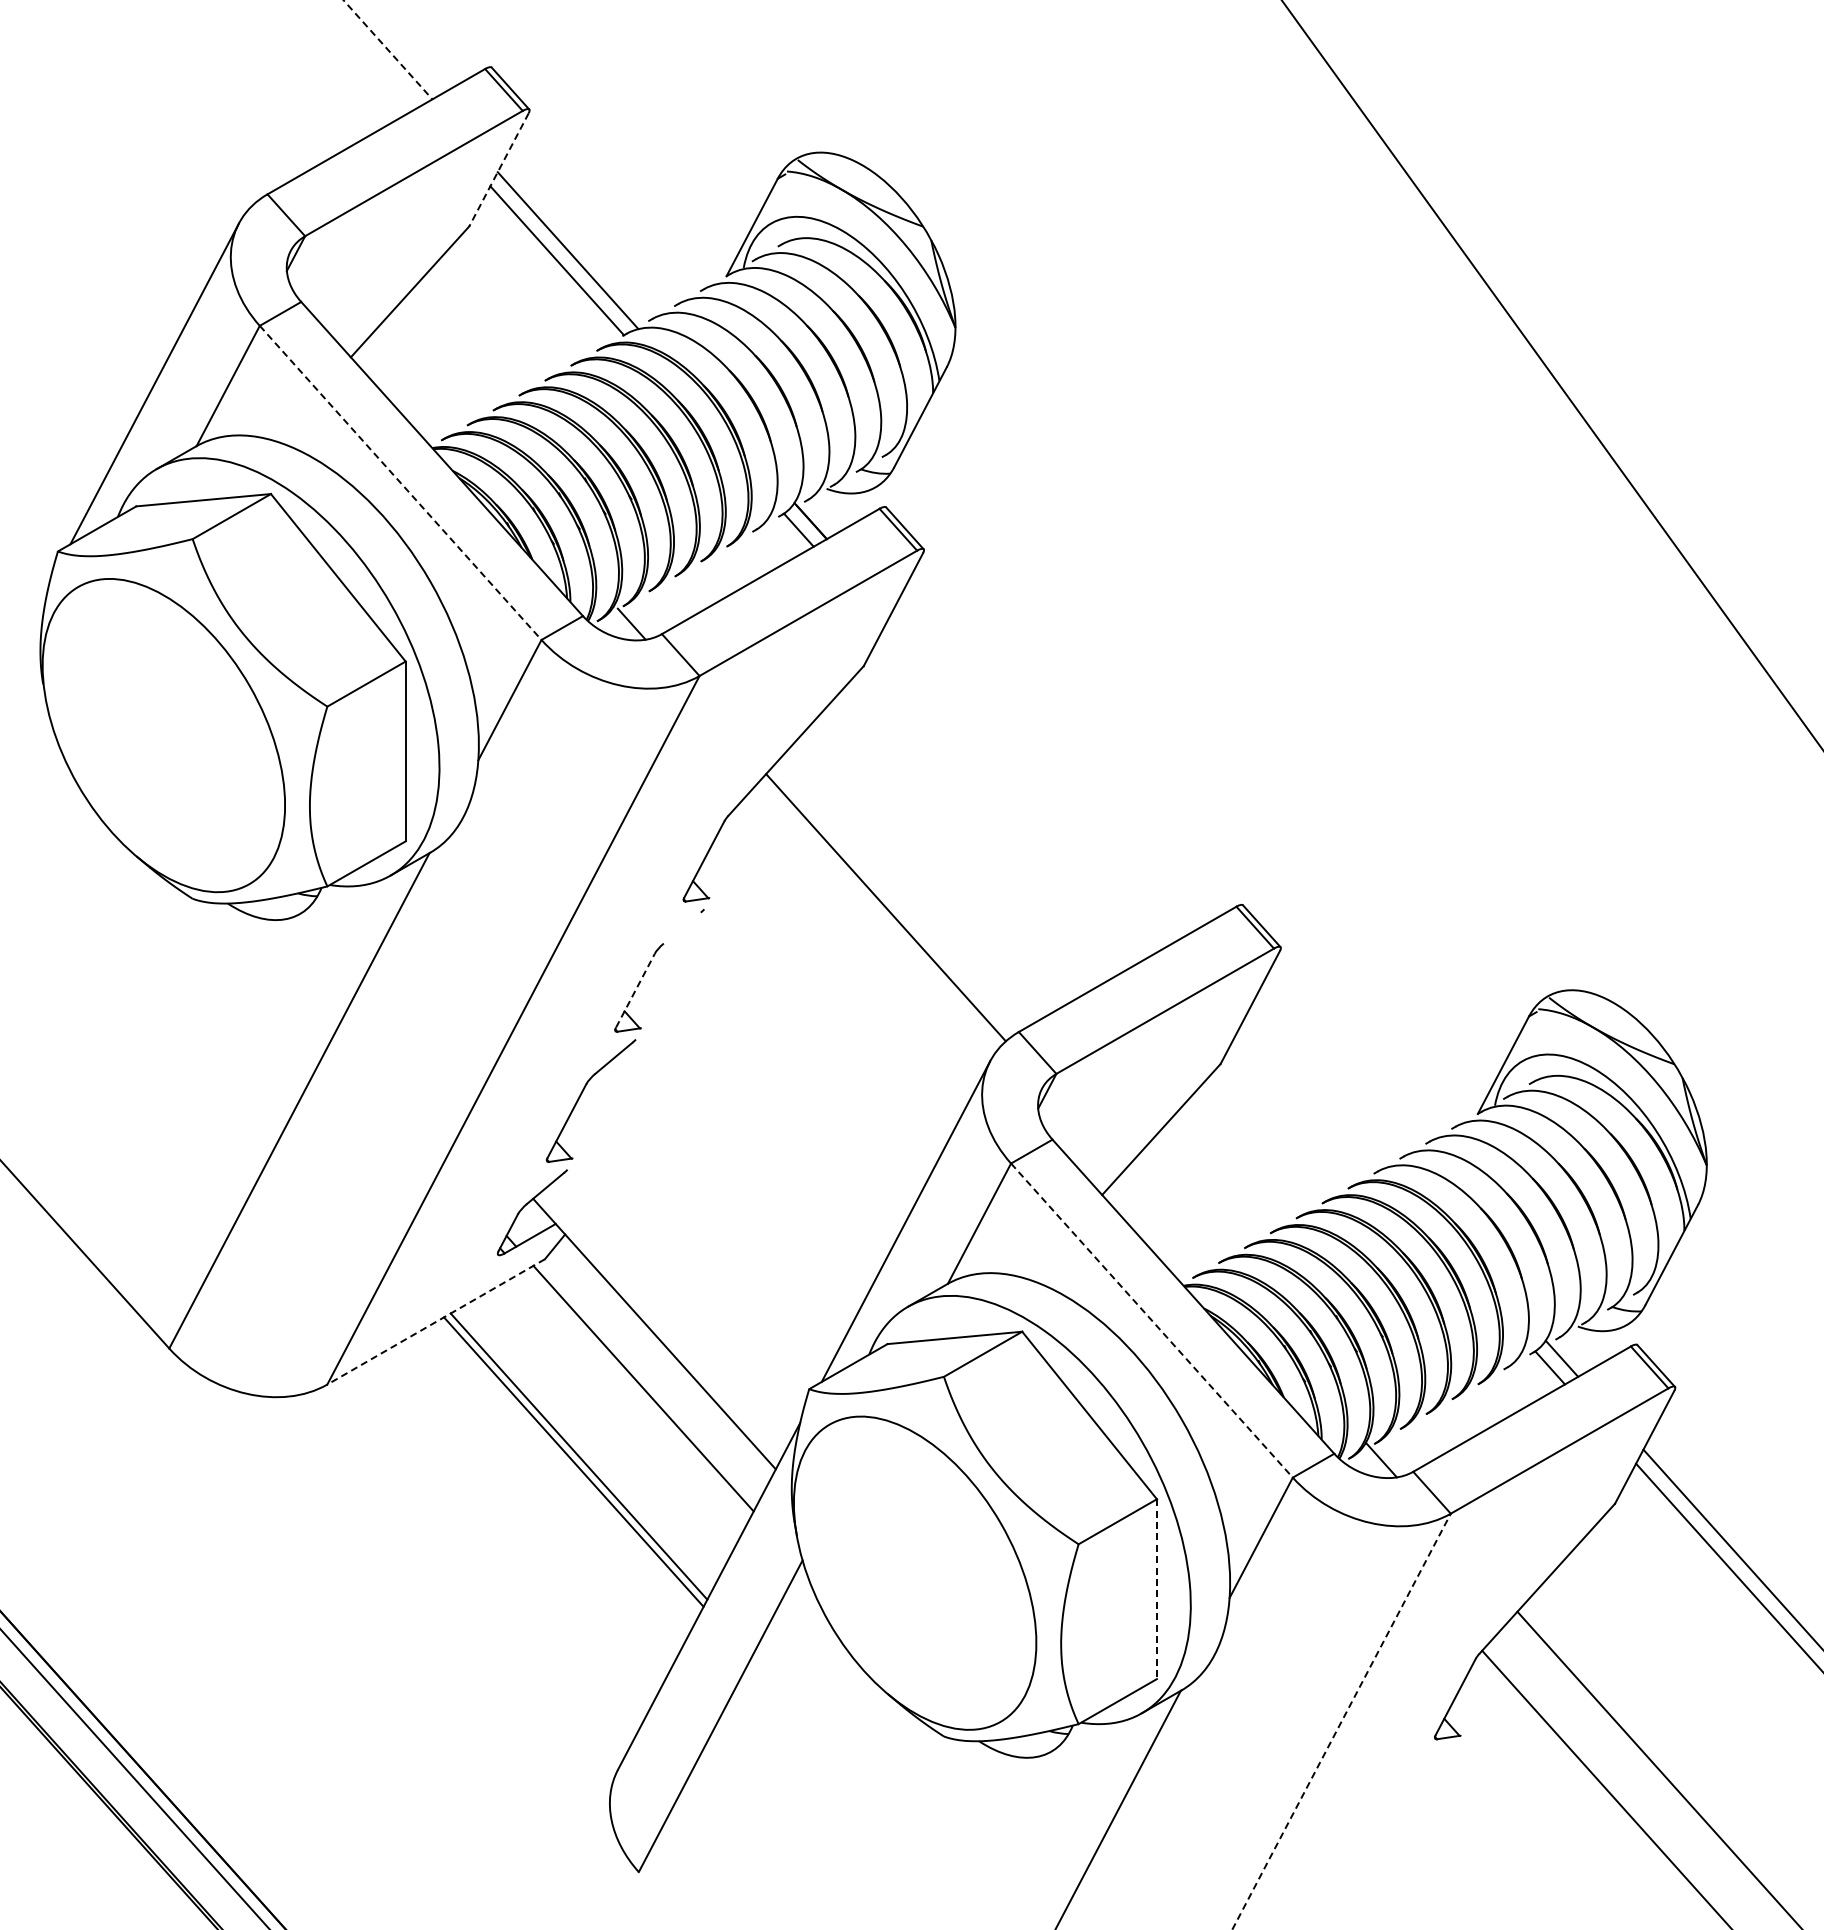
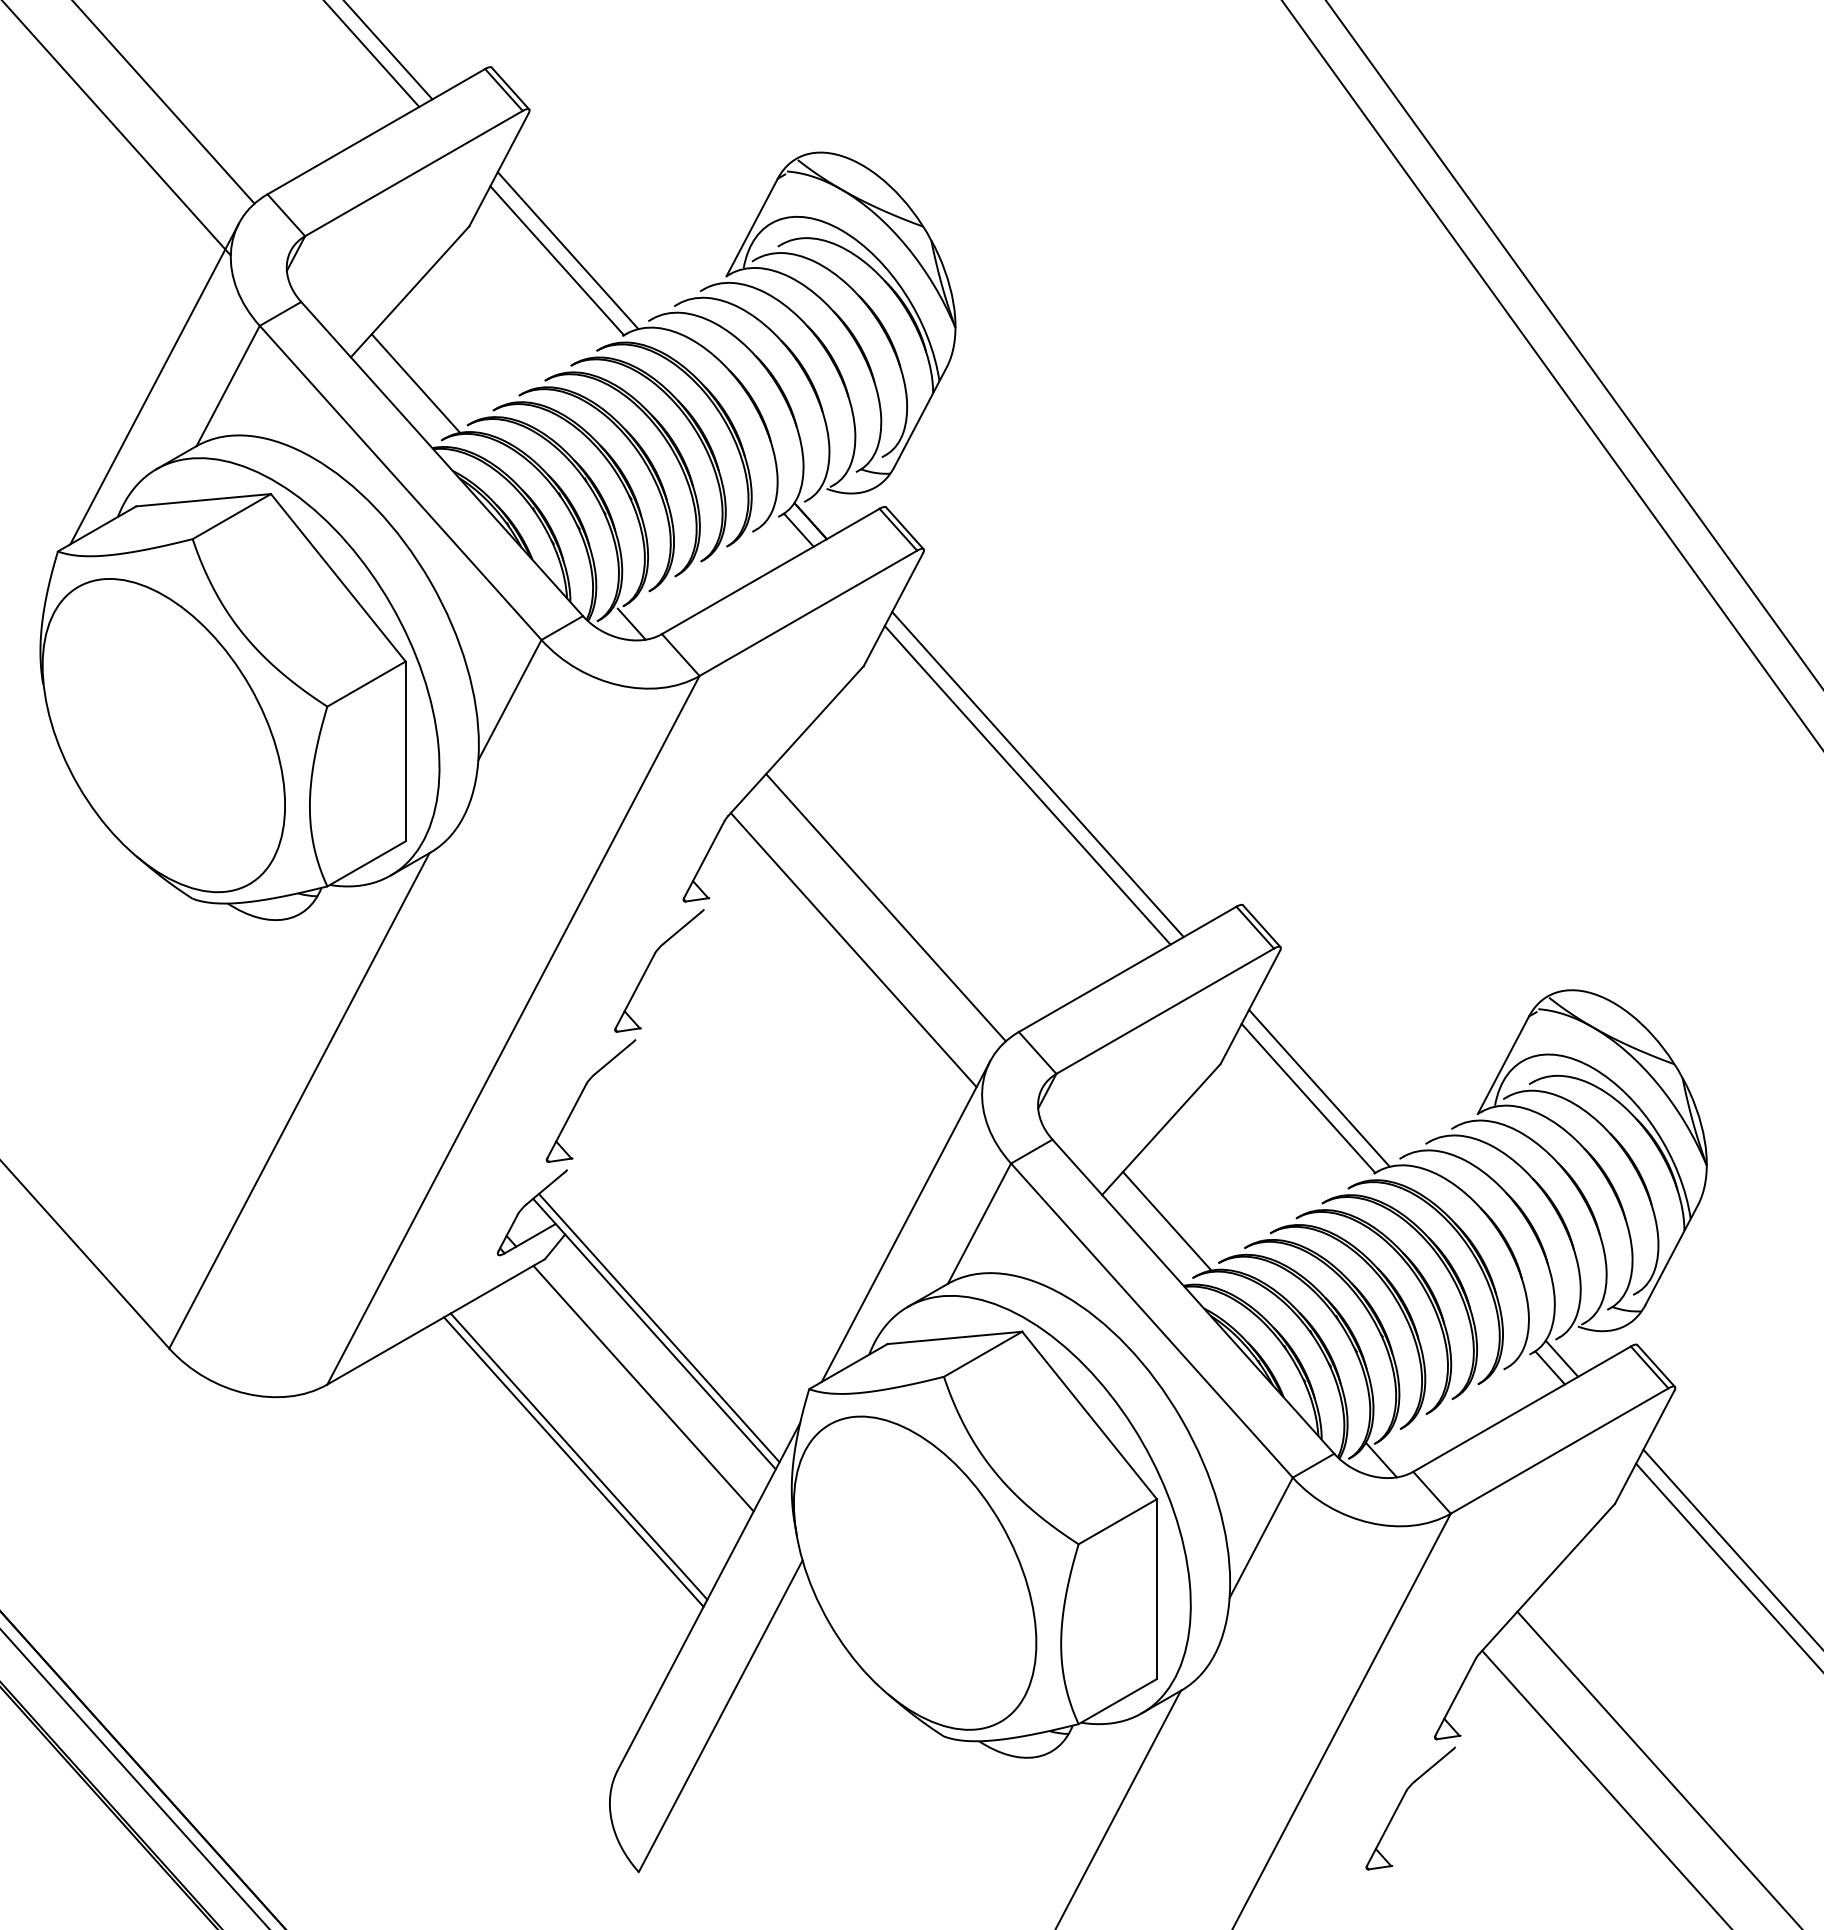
line: dashed -> solid (388, 50)
line: none -> present (372, 54)
line: none -> present (164, 102)
line: none -> present (116, 128)
line: dashed -> solid (499, 169)
line: none -> present (1573, 343)
line: none -> present (415, 382)
line: dashed -> solid (400, 482)
line: none -> present (1037, 774)
line: none -> present (1027, 785)
line: none -> present (681, 927)
line: none -> present (853, 950)
line: dashed -> solid (635, 990)
line: none -> present (1319, 1087)
line: none -> present (1308, 1097)
line: none -> present (1167, 1220)
line: dashed -> solid (1151, 1320)
line: dashed -> solid (436, 1321)
line: none -> present (658, 1327)
line: dashed -> solid (1156, 1589)
line: dashed -> solid (1341, 1721)
part: none -> present (1400, 1804)
